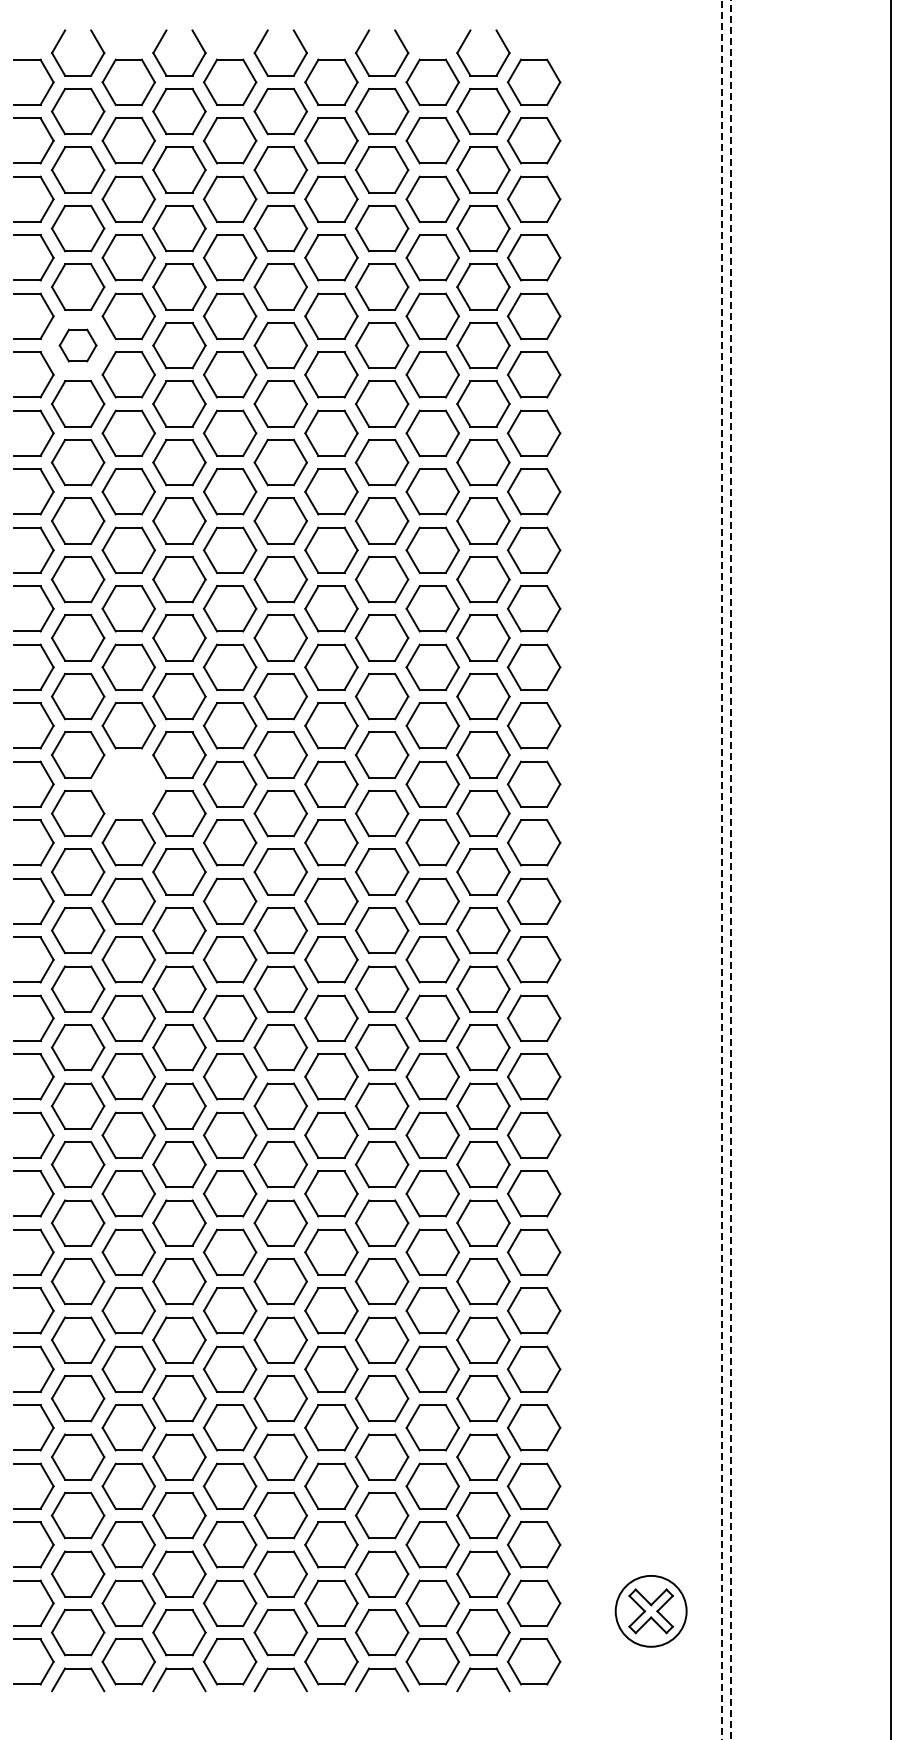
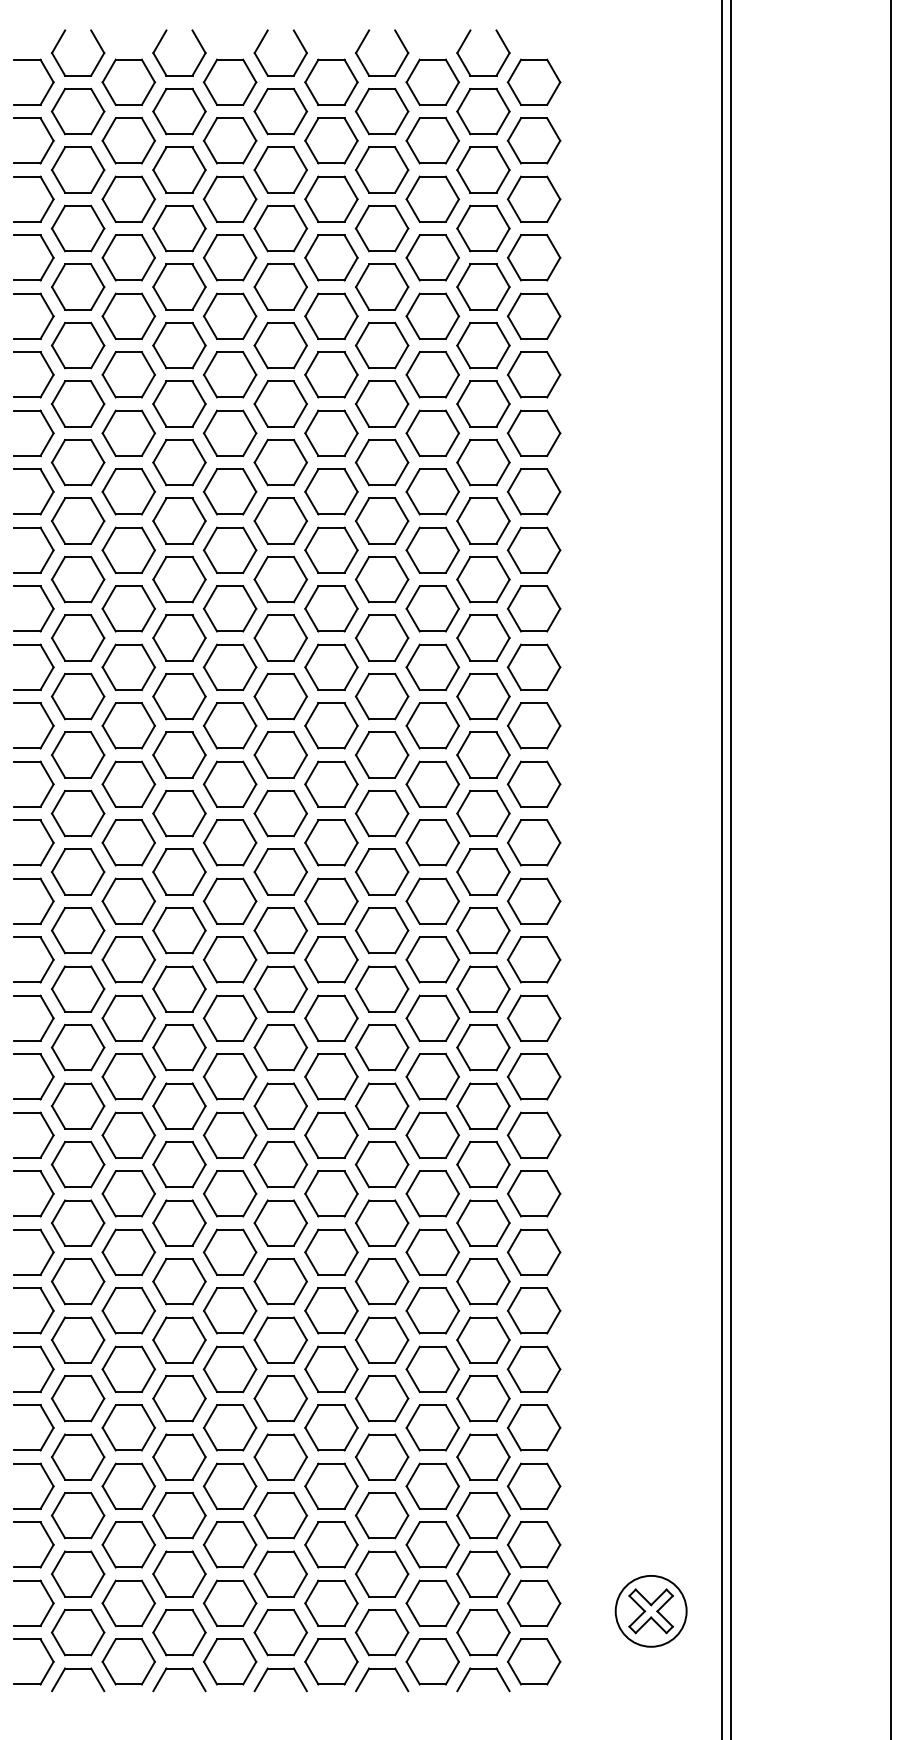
part size: 40x35 px -> 56x49 px (77, 345)
part: none -> present (128, 783)
line: dashed -> solid (722, 870)
line: dashed -> solid (730, 870)
